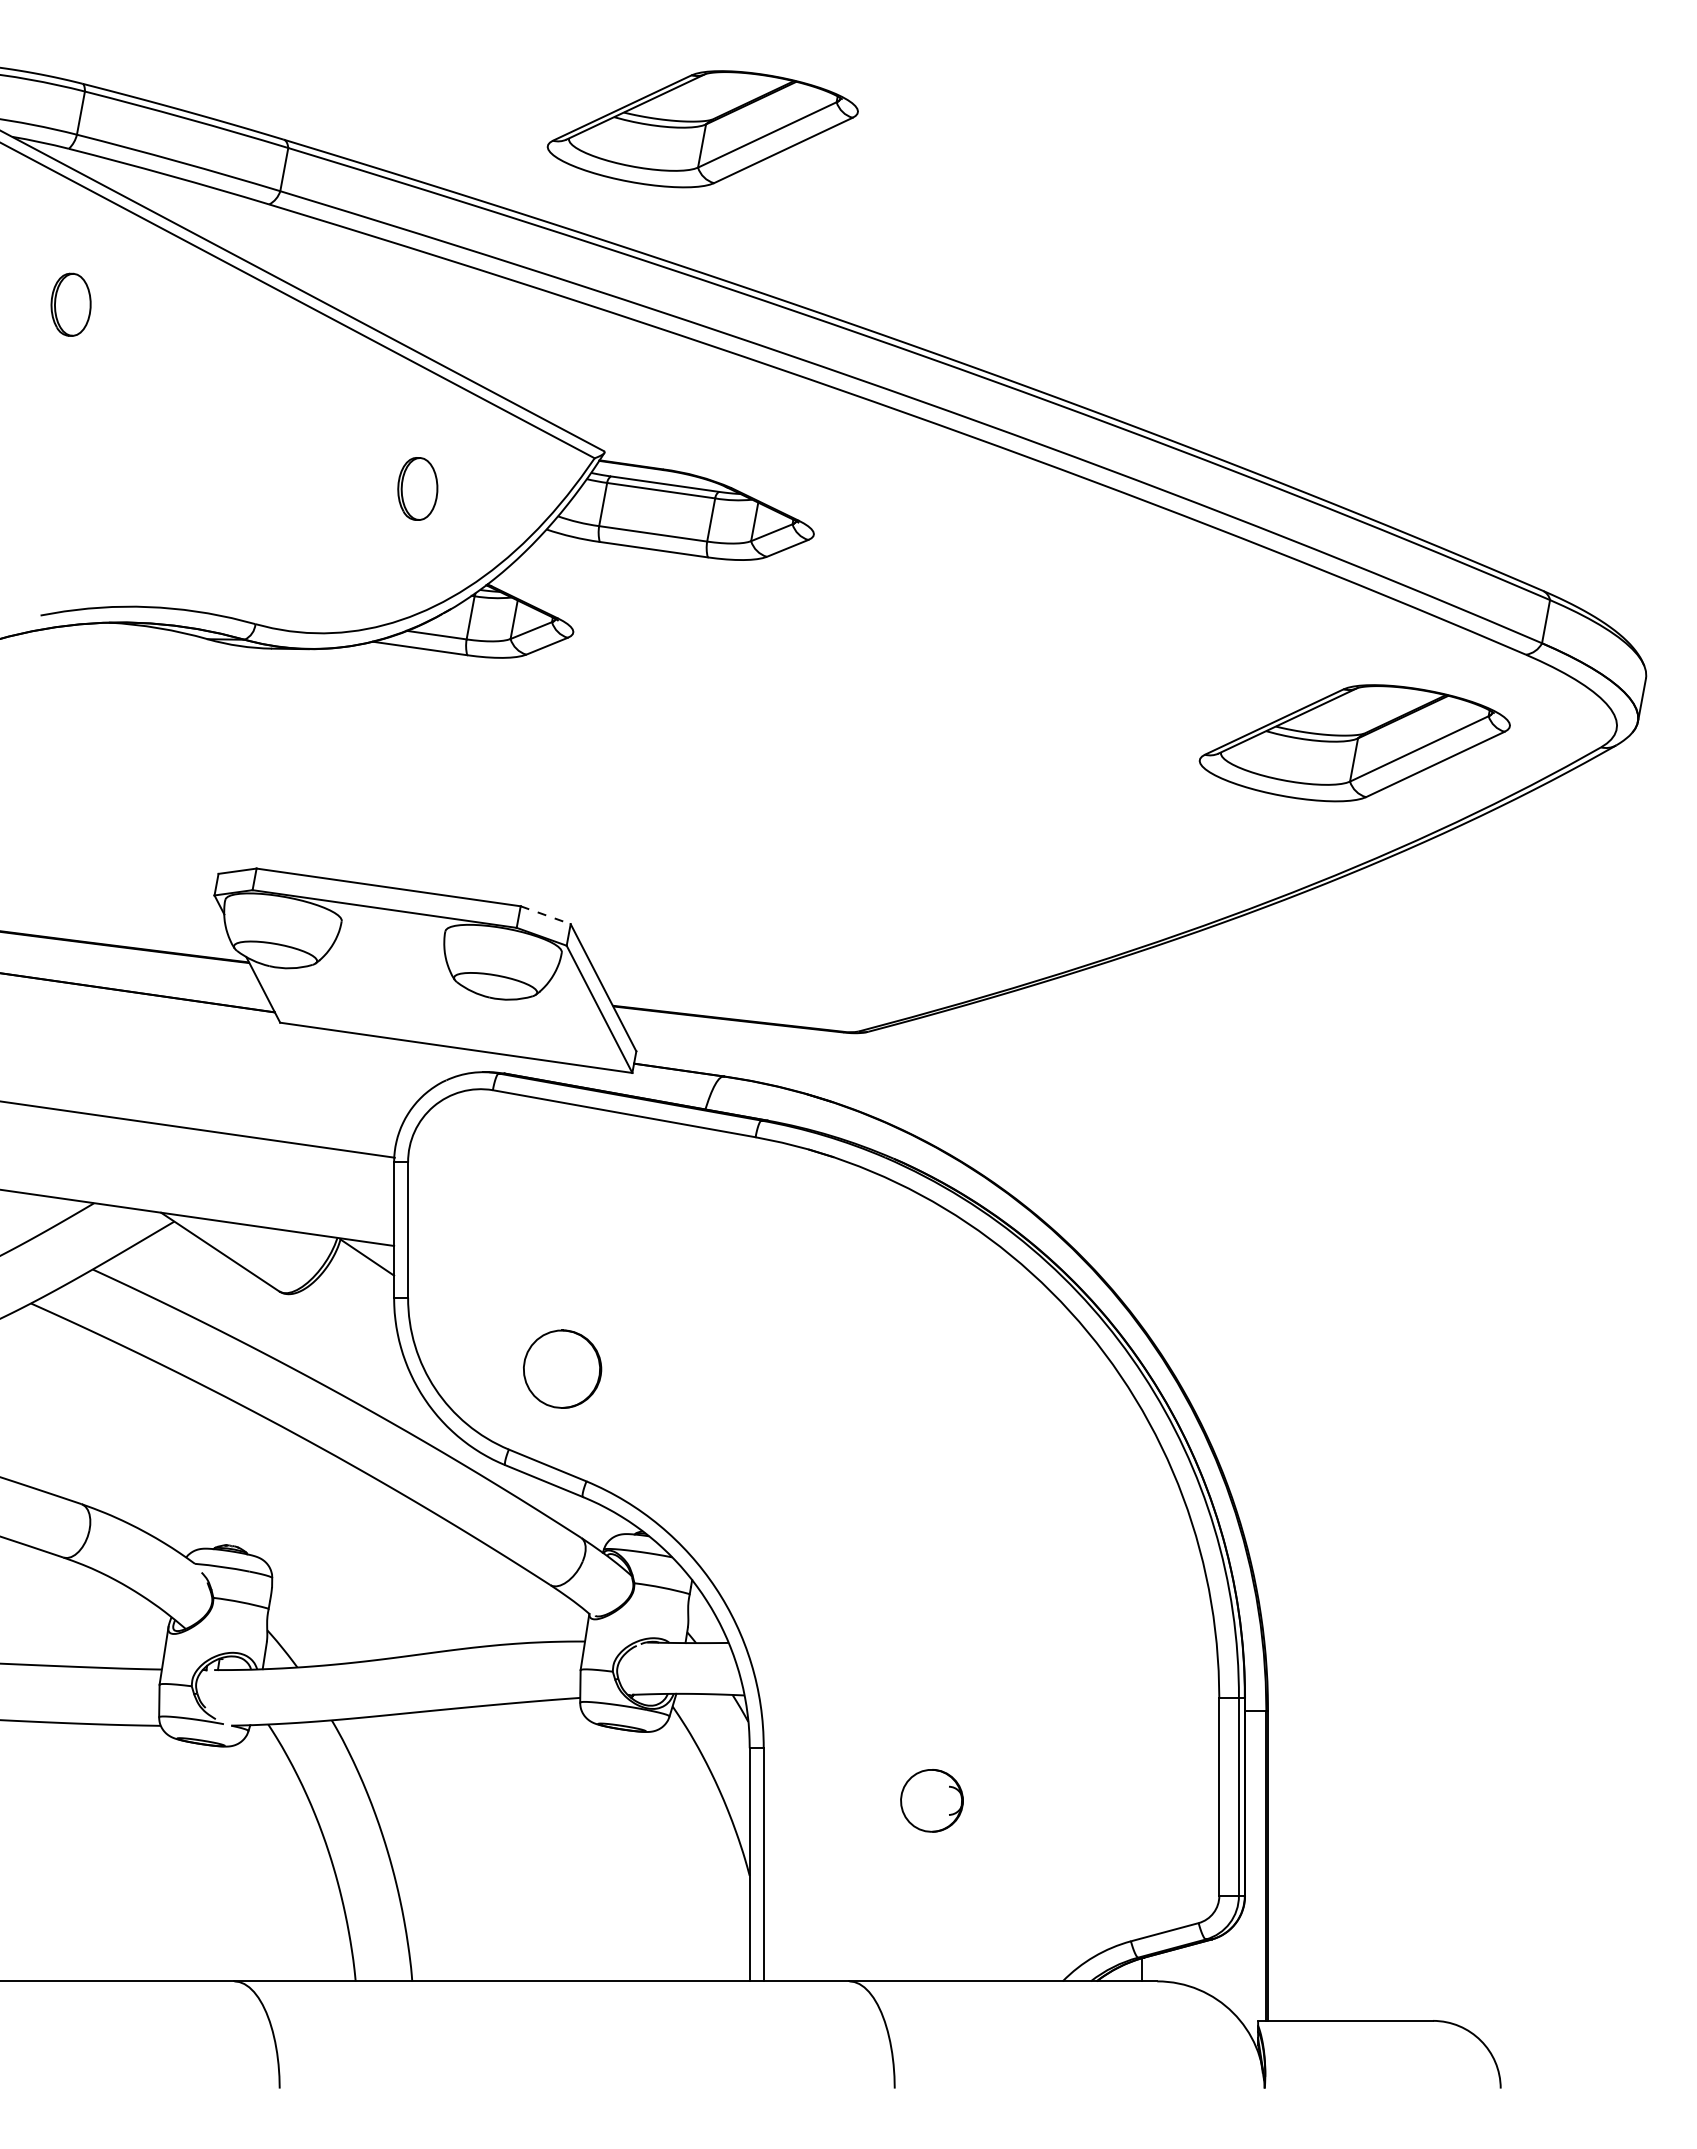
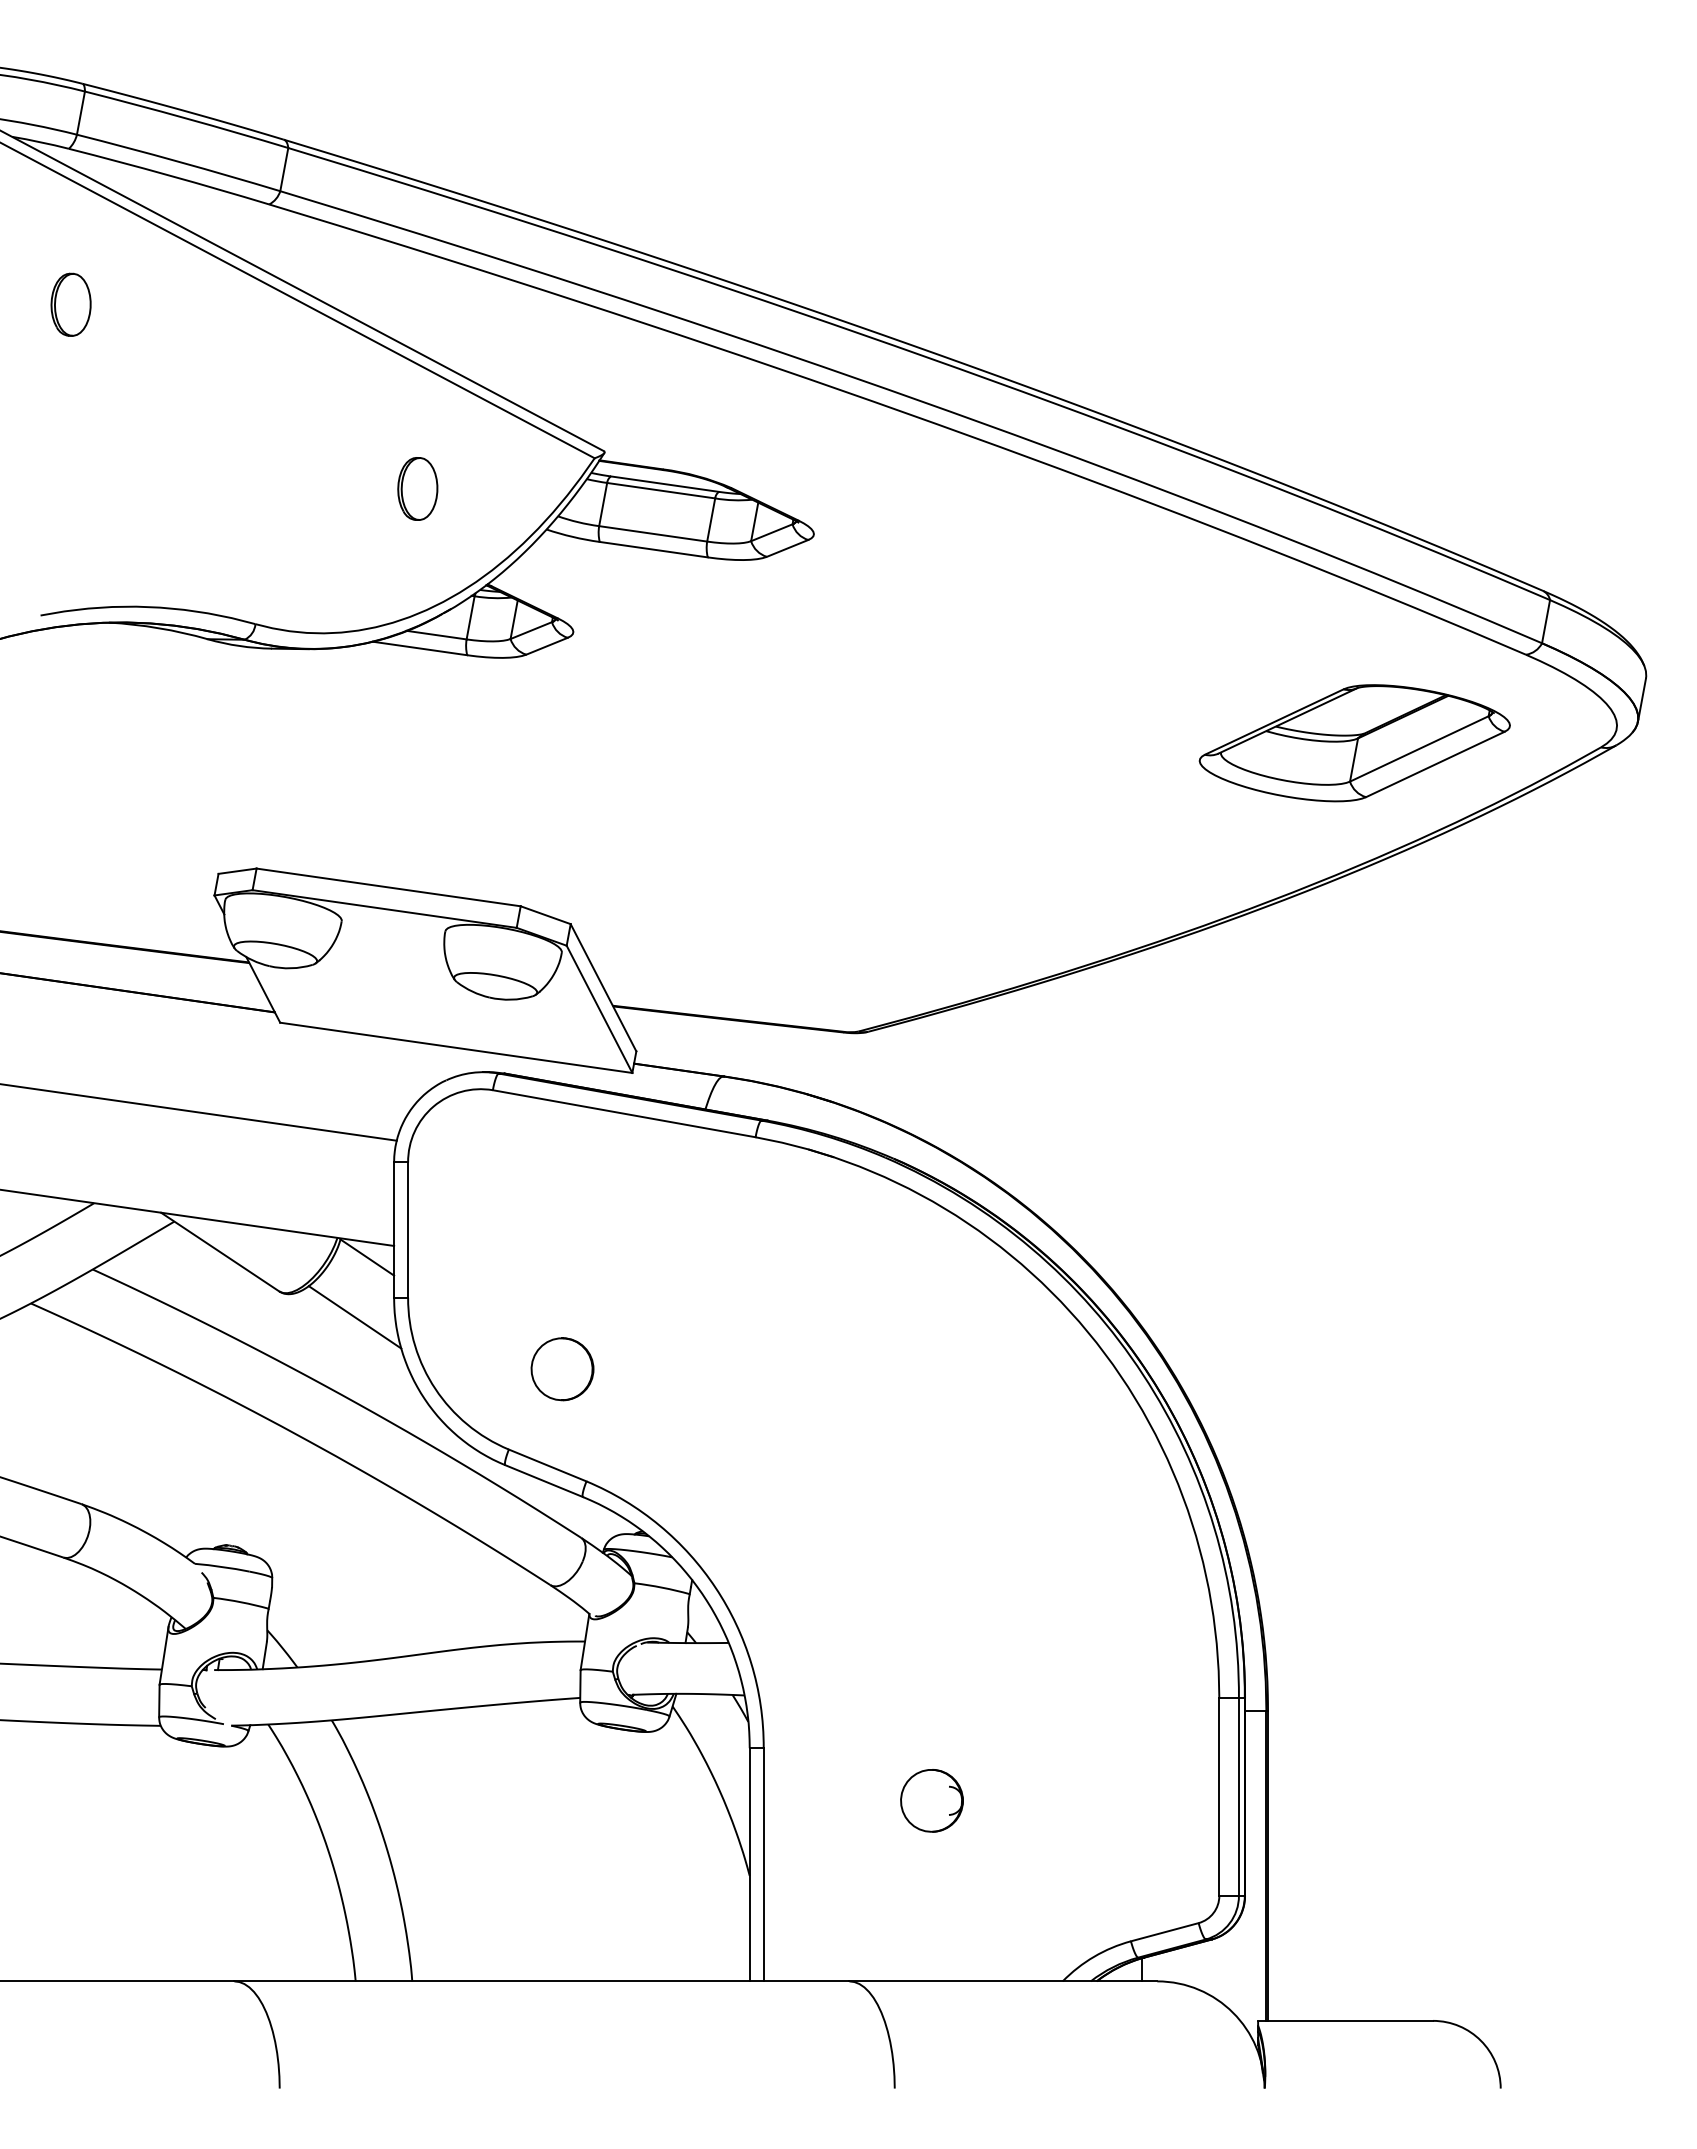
part: present -> none (702, 129)
line: dashed -> solid (545, 915)
line position: (198, 1129) -> (199, 1112) (199, 1112)
line: none -> present (354, 1317)
part size: 80x80 px -> 65x65 px (562, 1369)
